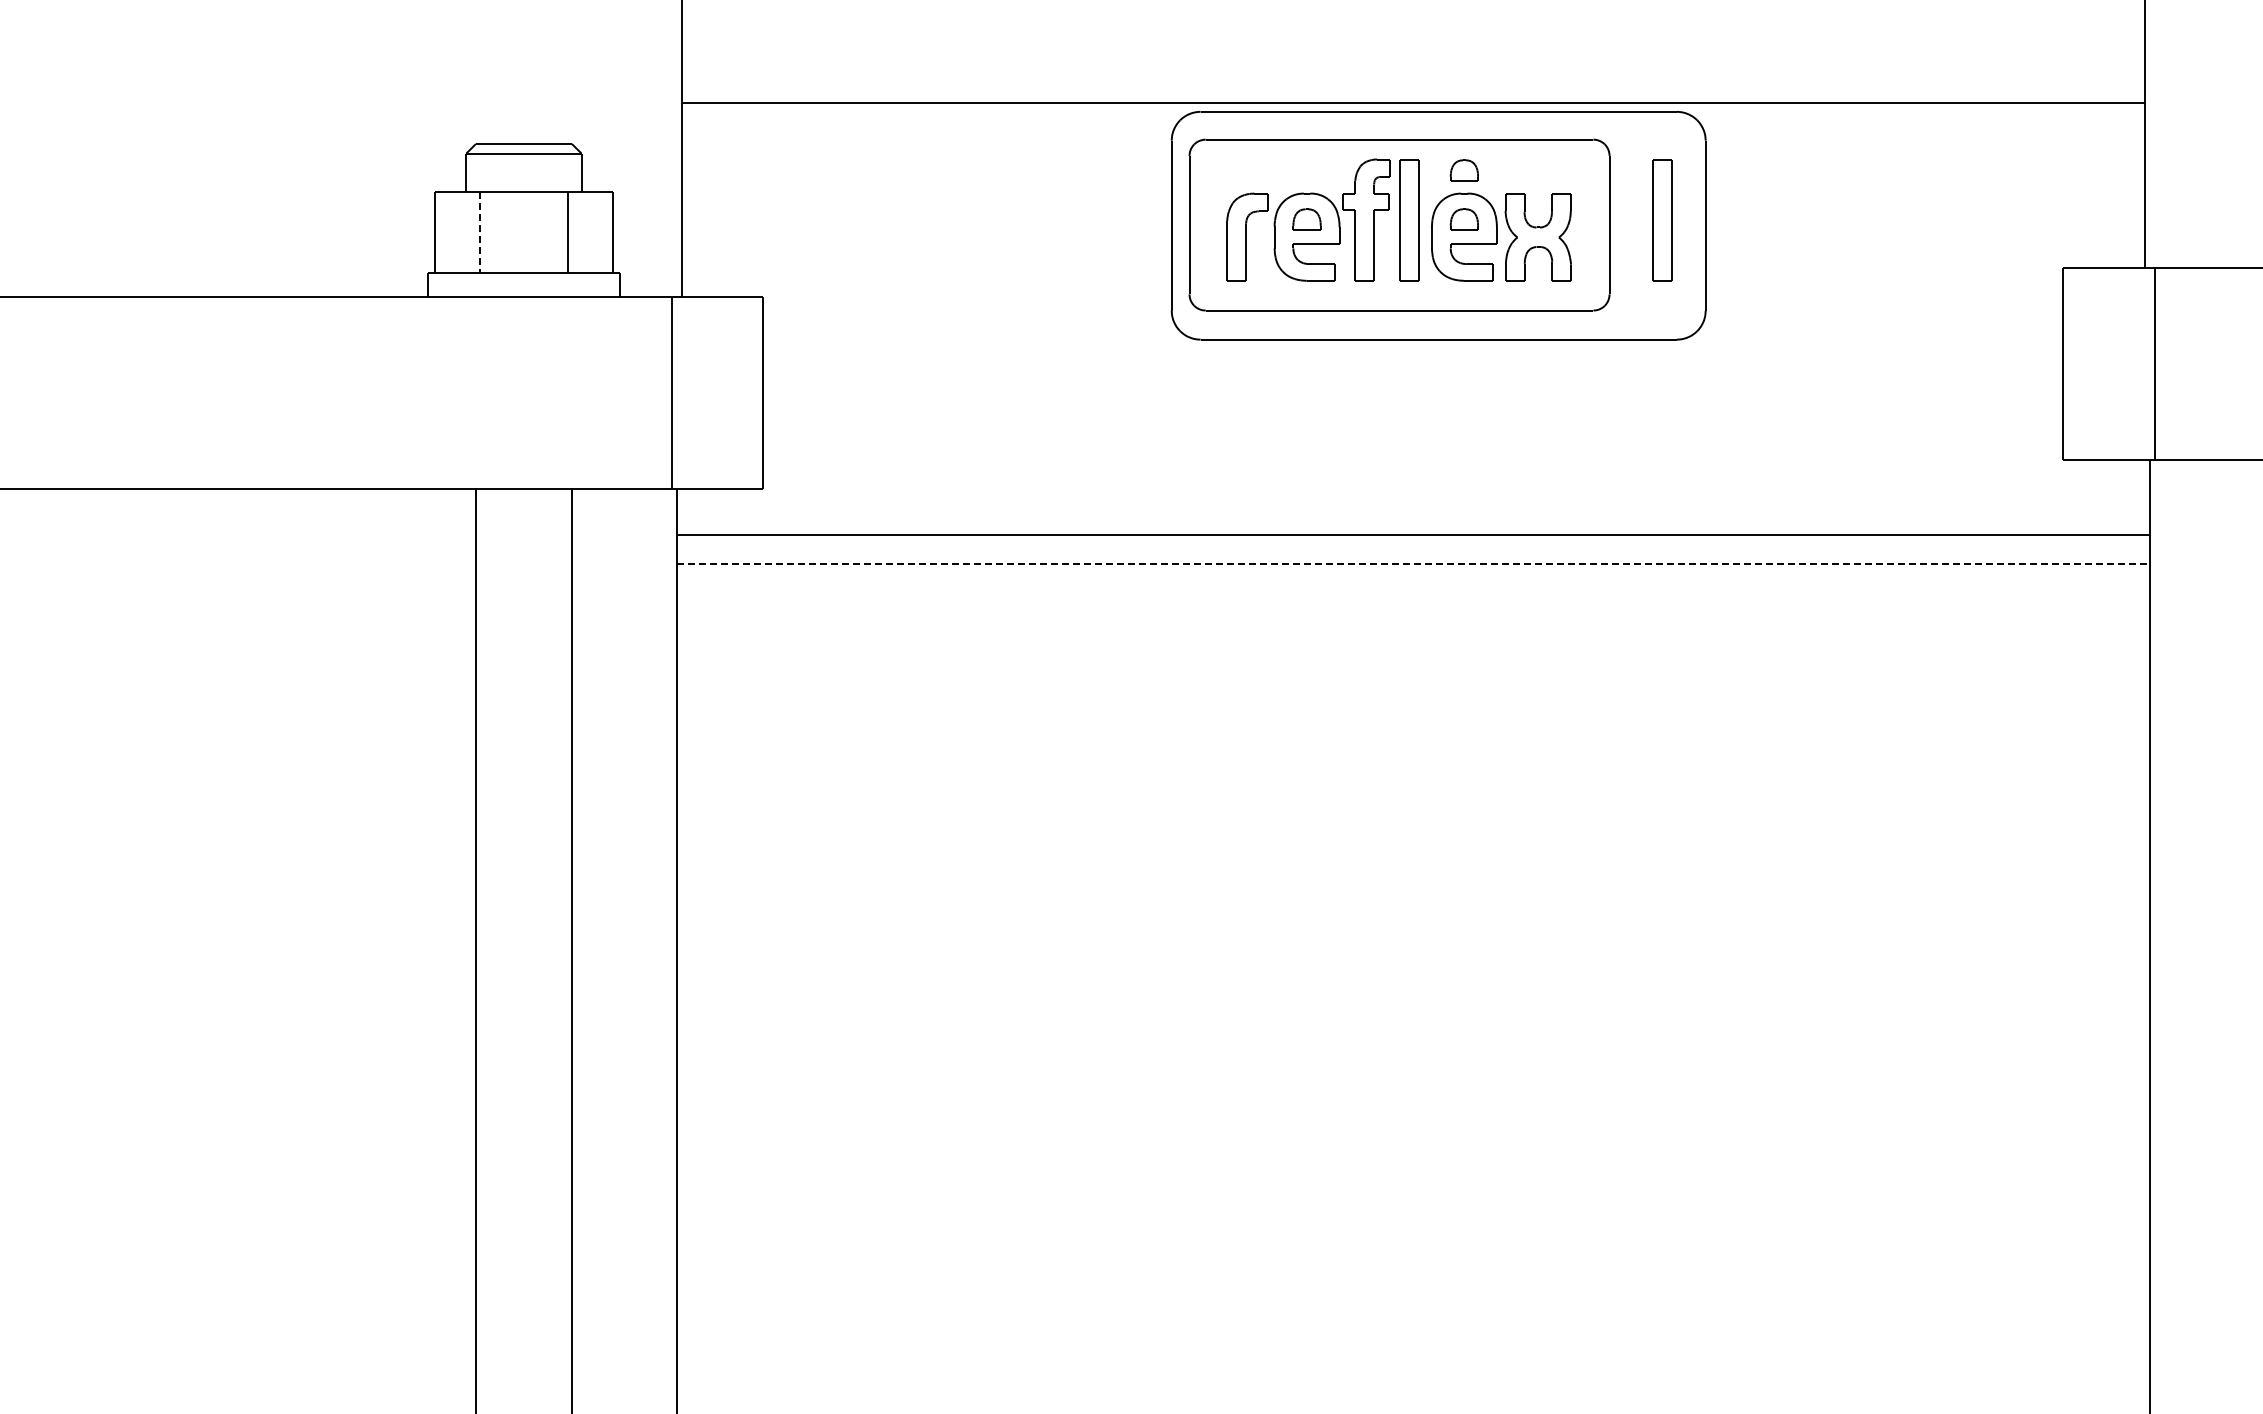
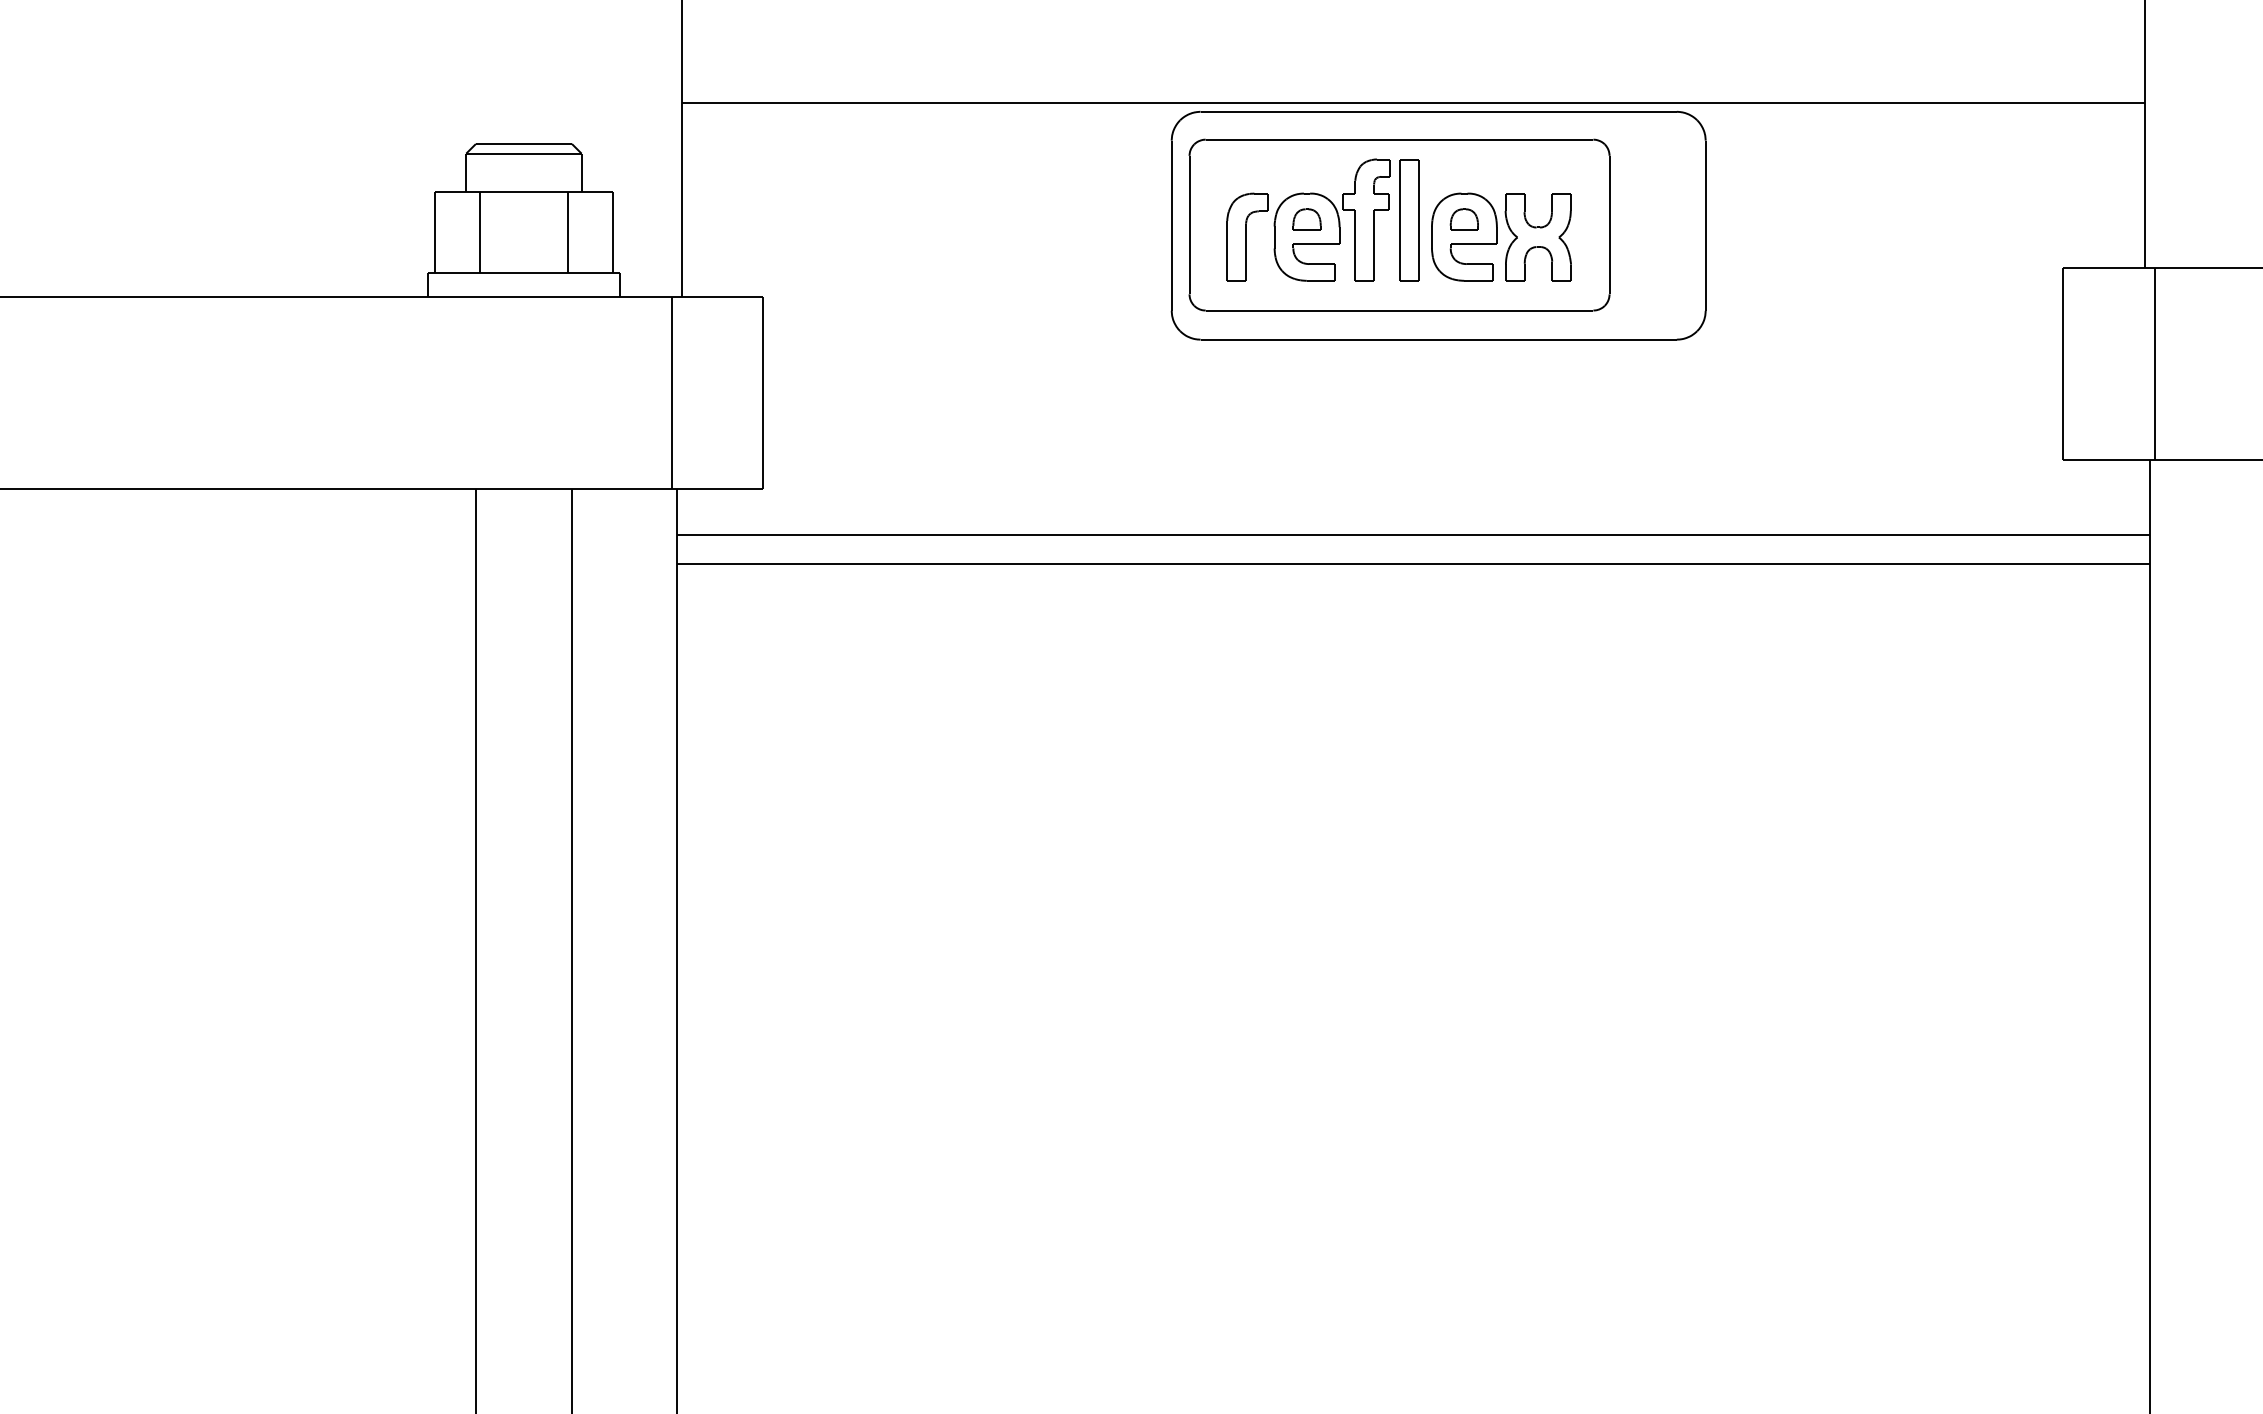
part: present -> none (1463, 170)
part: present -> none (1662, 220)
line: dashed -> solid (479, 232)
line: dashed -> solid (1413, 563)
